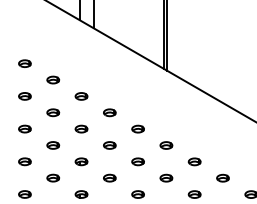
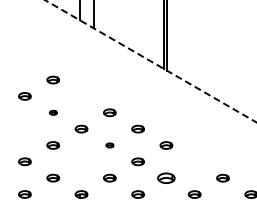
line: solid -> dashed (150, 61)
part: present -> none (24, 63)
part: present -> none (81, 96)
part size: 15x10 px -> 10x7 px (52, 112)
part: present -> none (24, 128)
part size: 14x9 px -> 10x7 px (109, 145)
part: present -> none (81, 161)
part: present -> none (194, 161)
part size: 15x10 px -> 19x12 px (166, 177)
